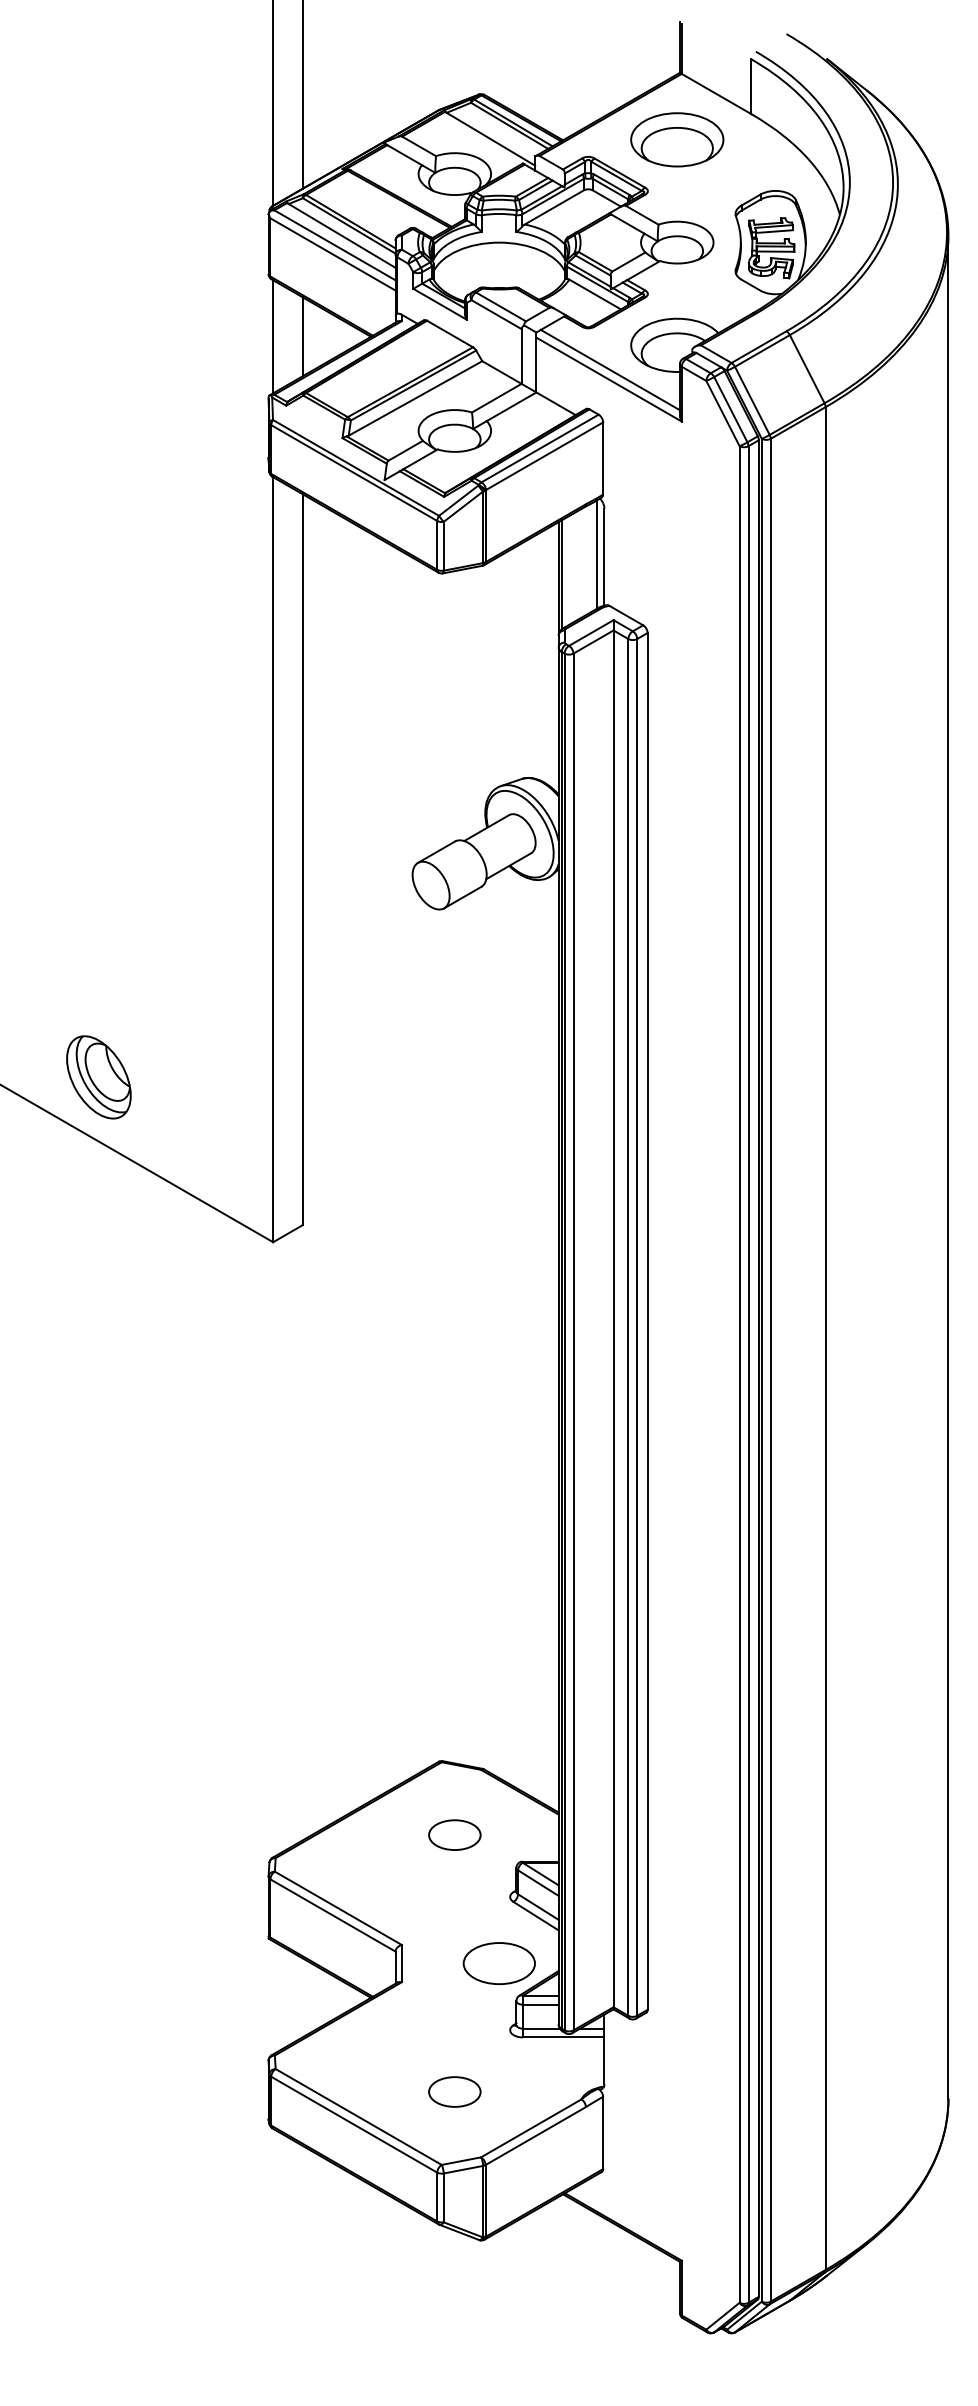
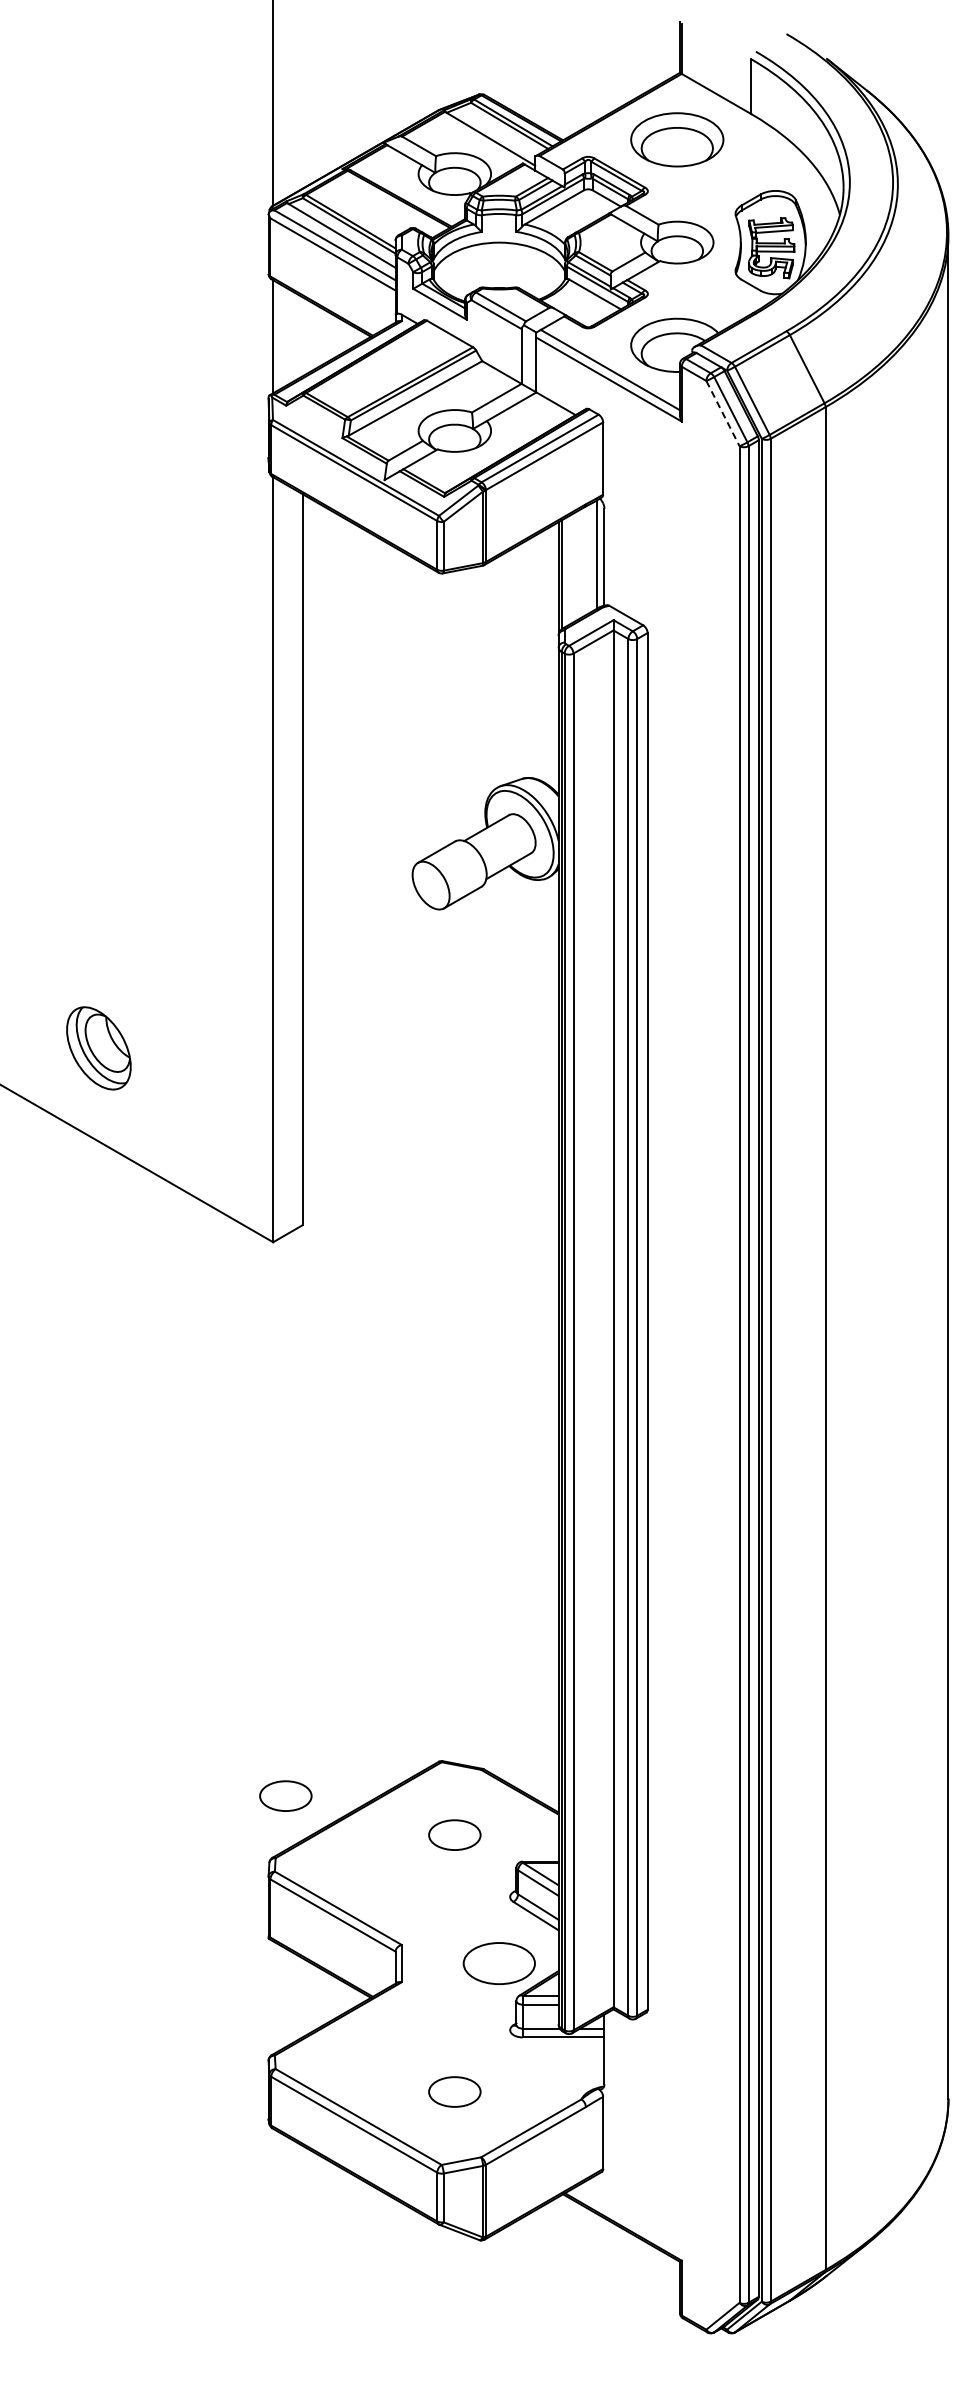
line: present -> none (302, 95)
line: present -> none (302, 336)
line: solid -> dashed (722, 413)
part position: (98, 1077) -> (98, 1048) (98, 1048)
part: none -> present (285, 1795)
